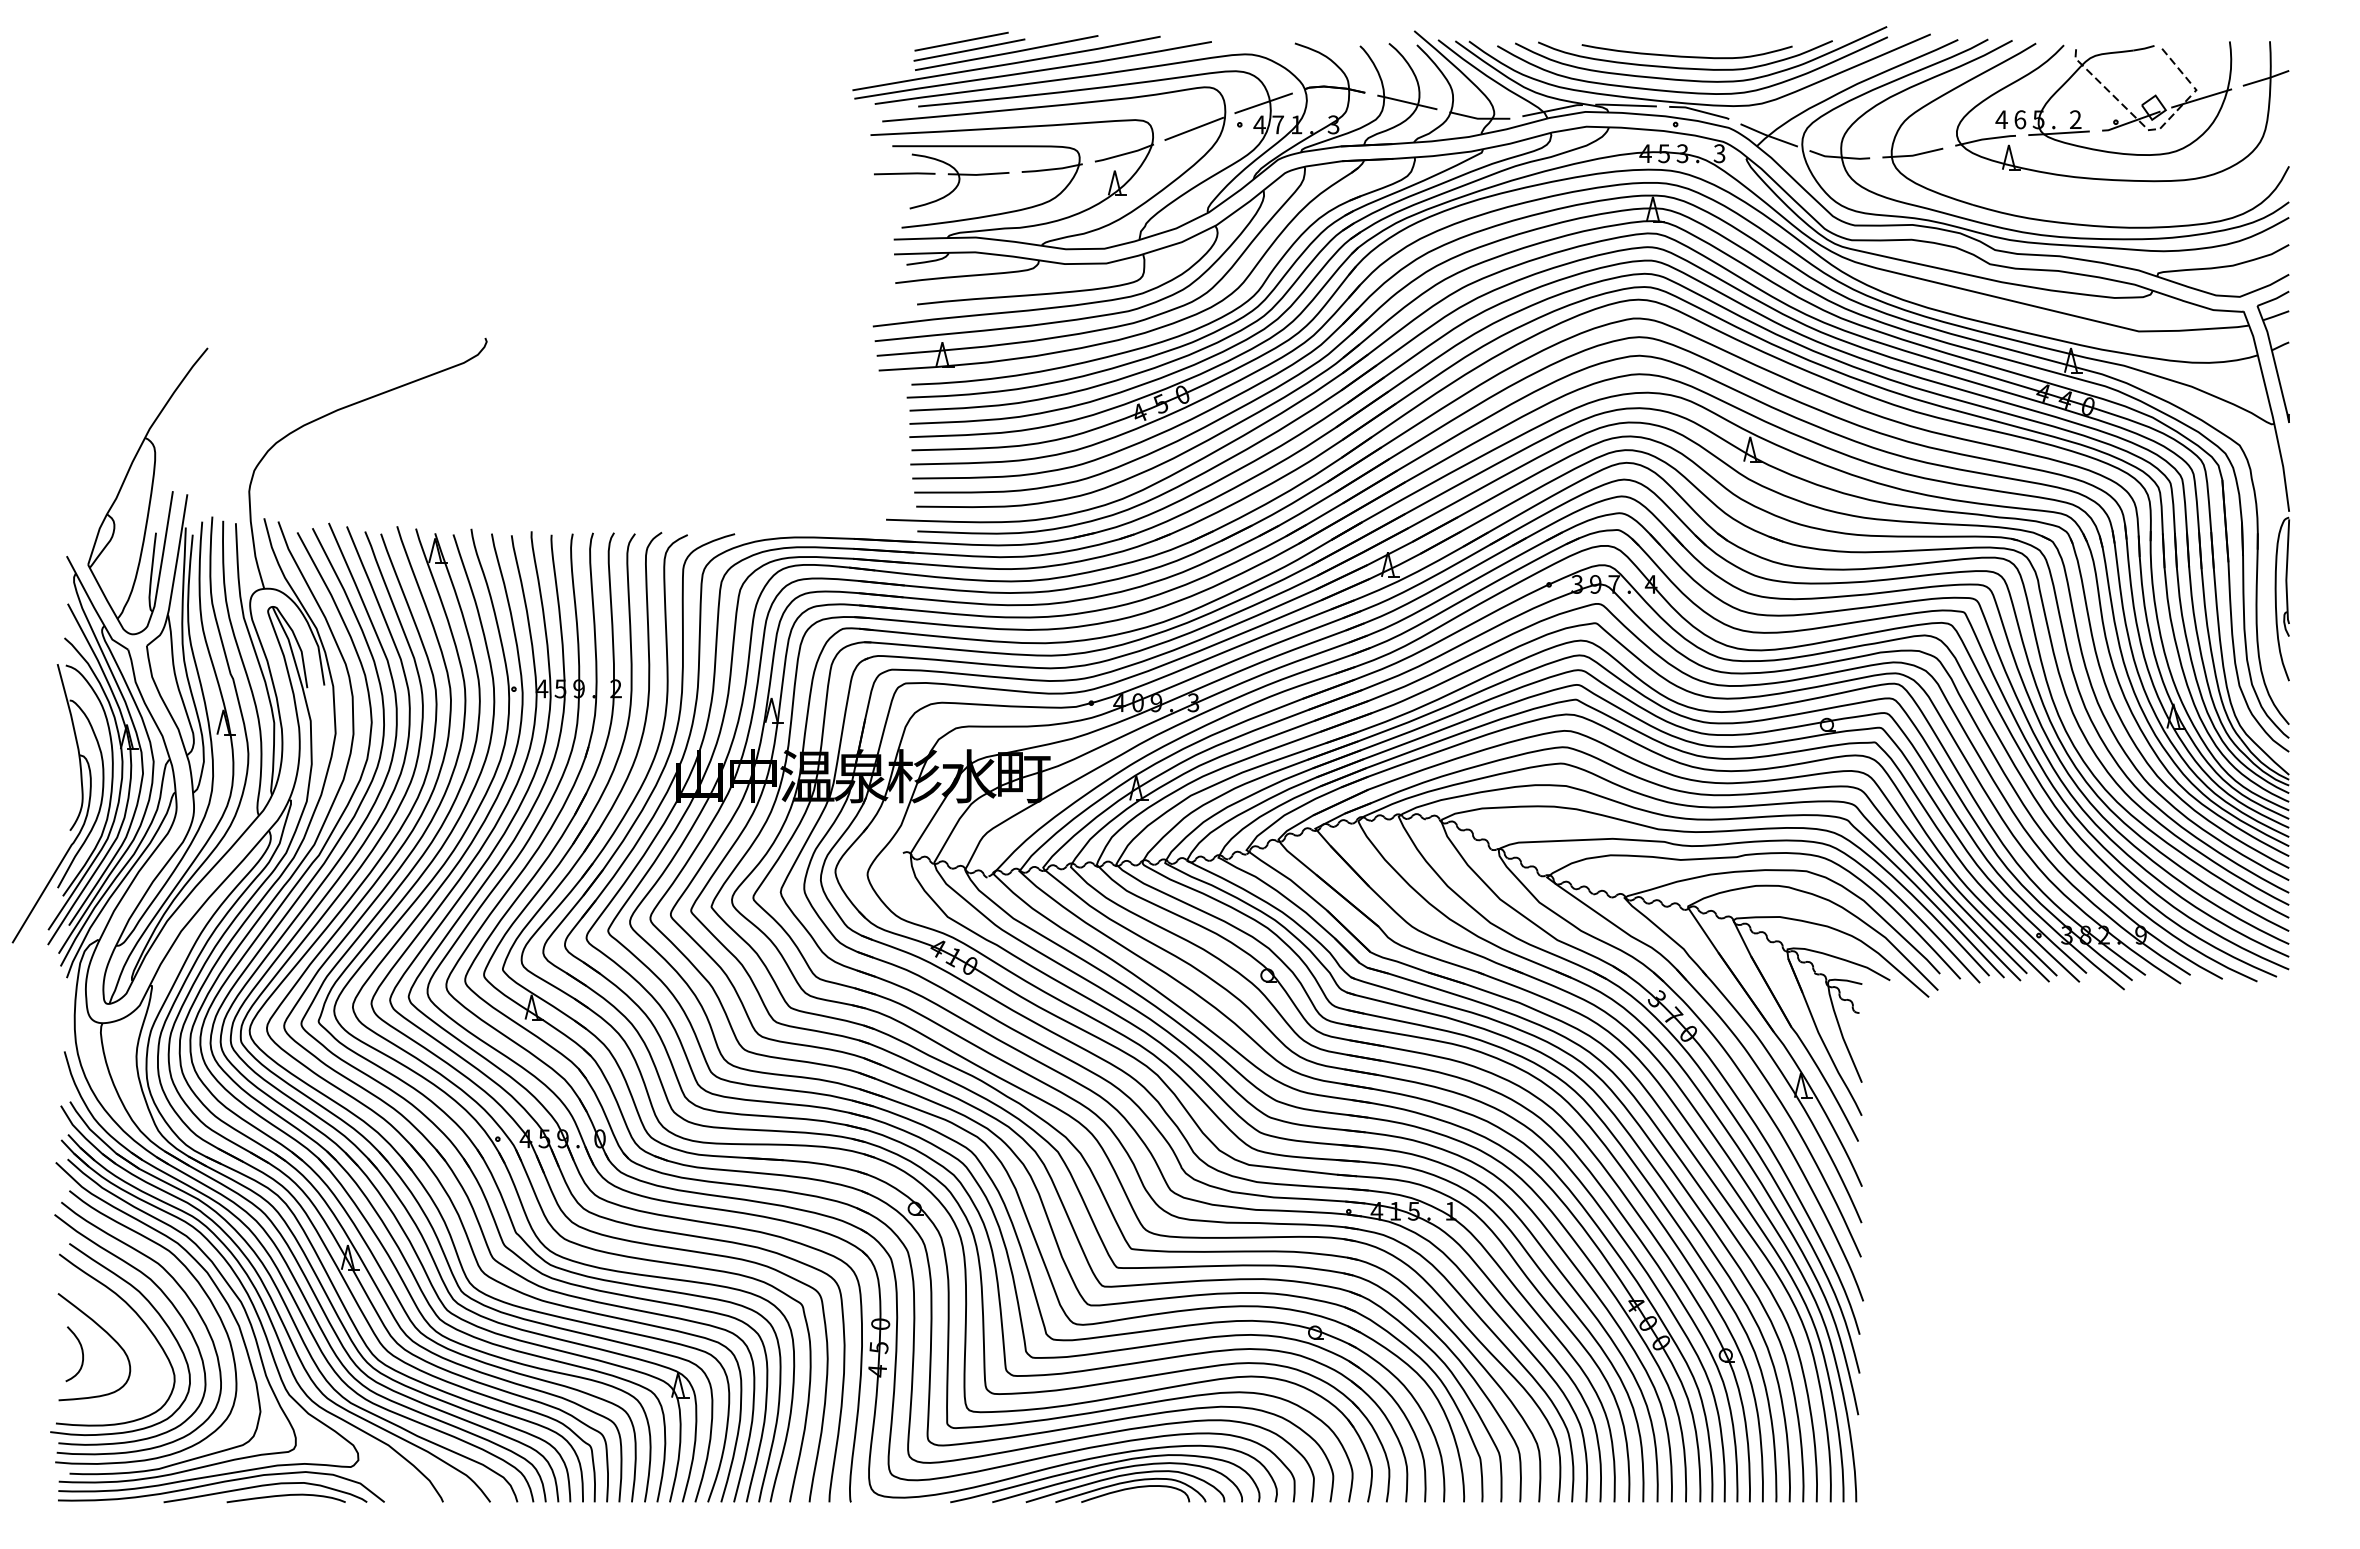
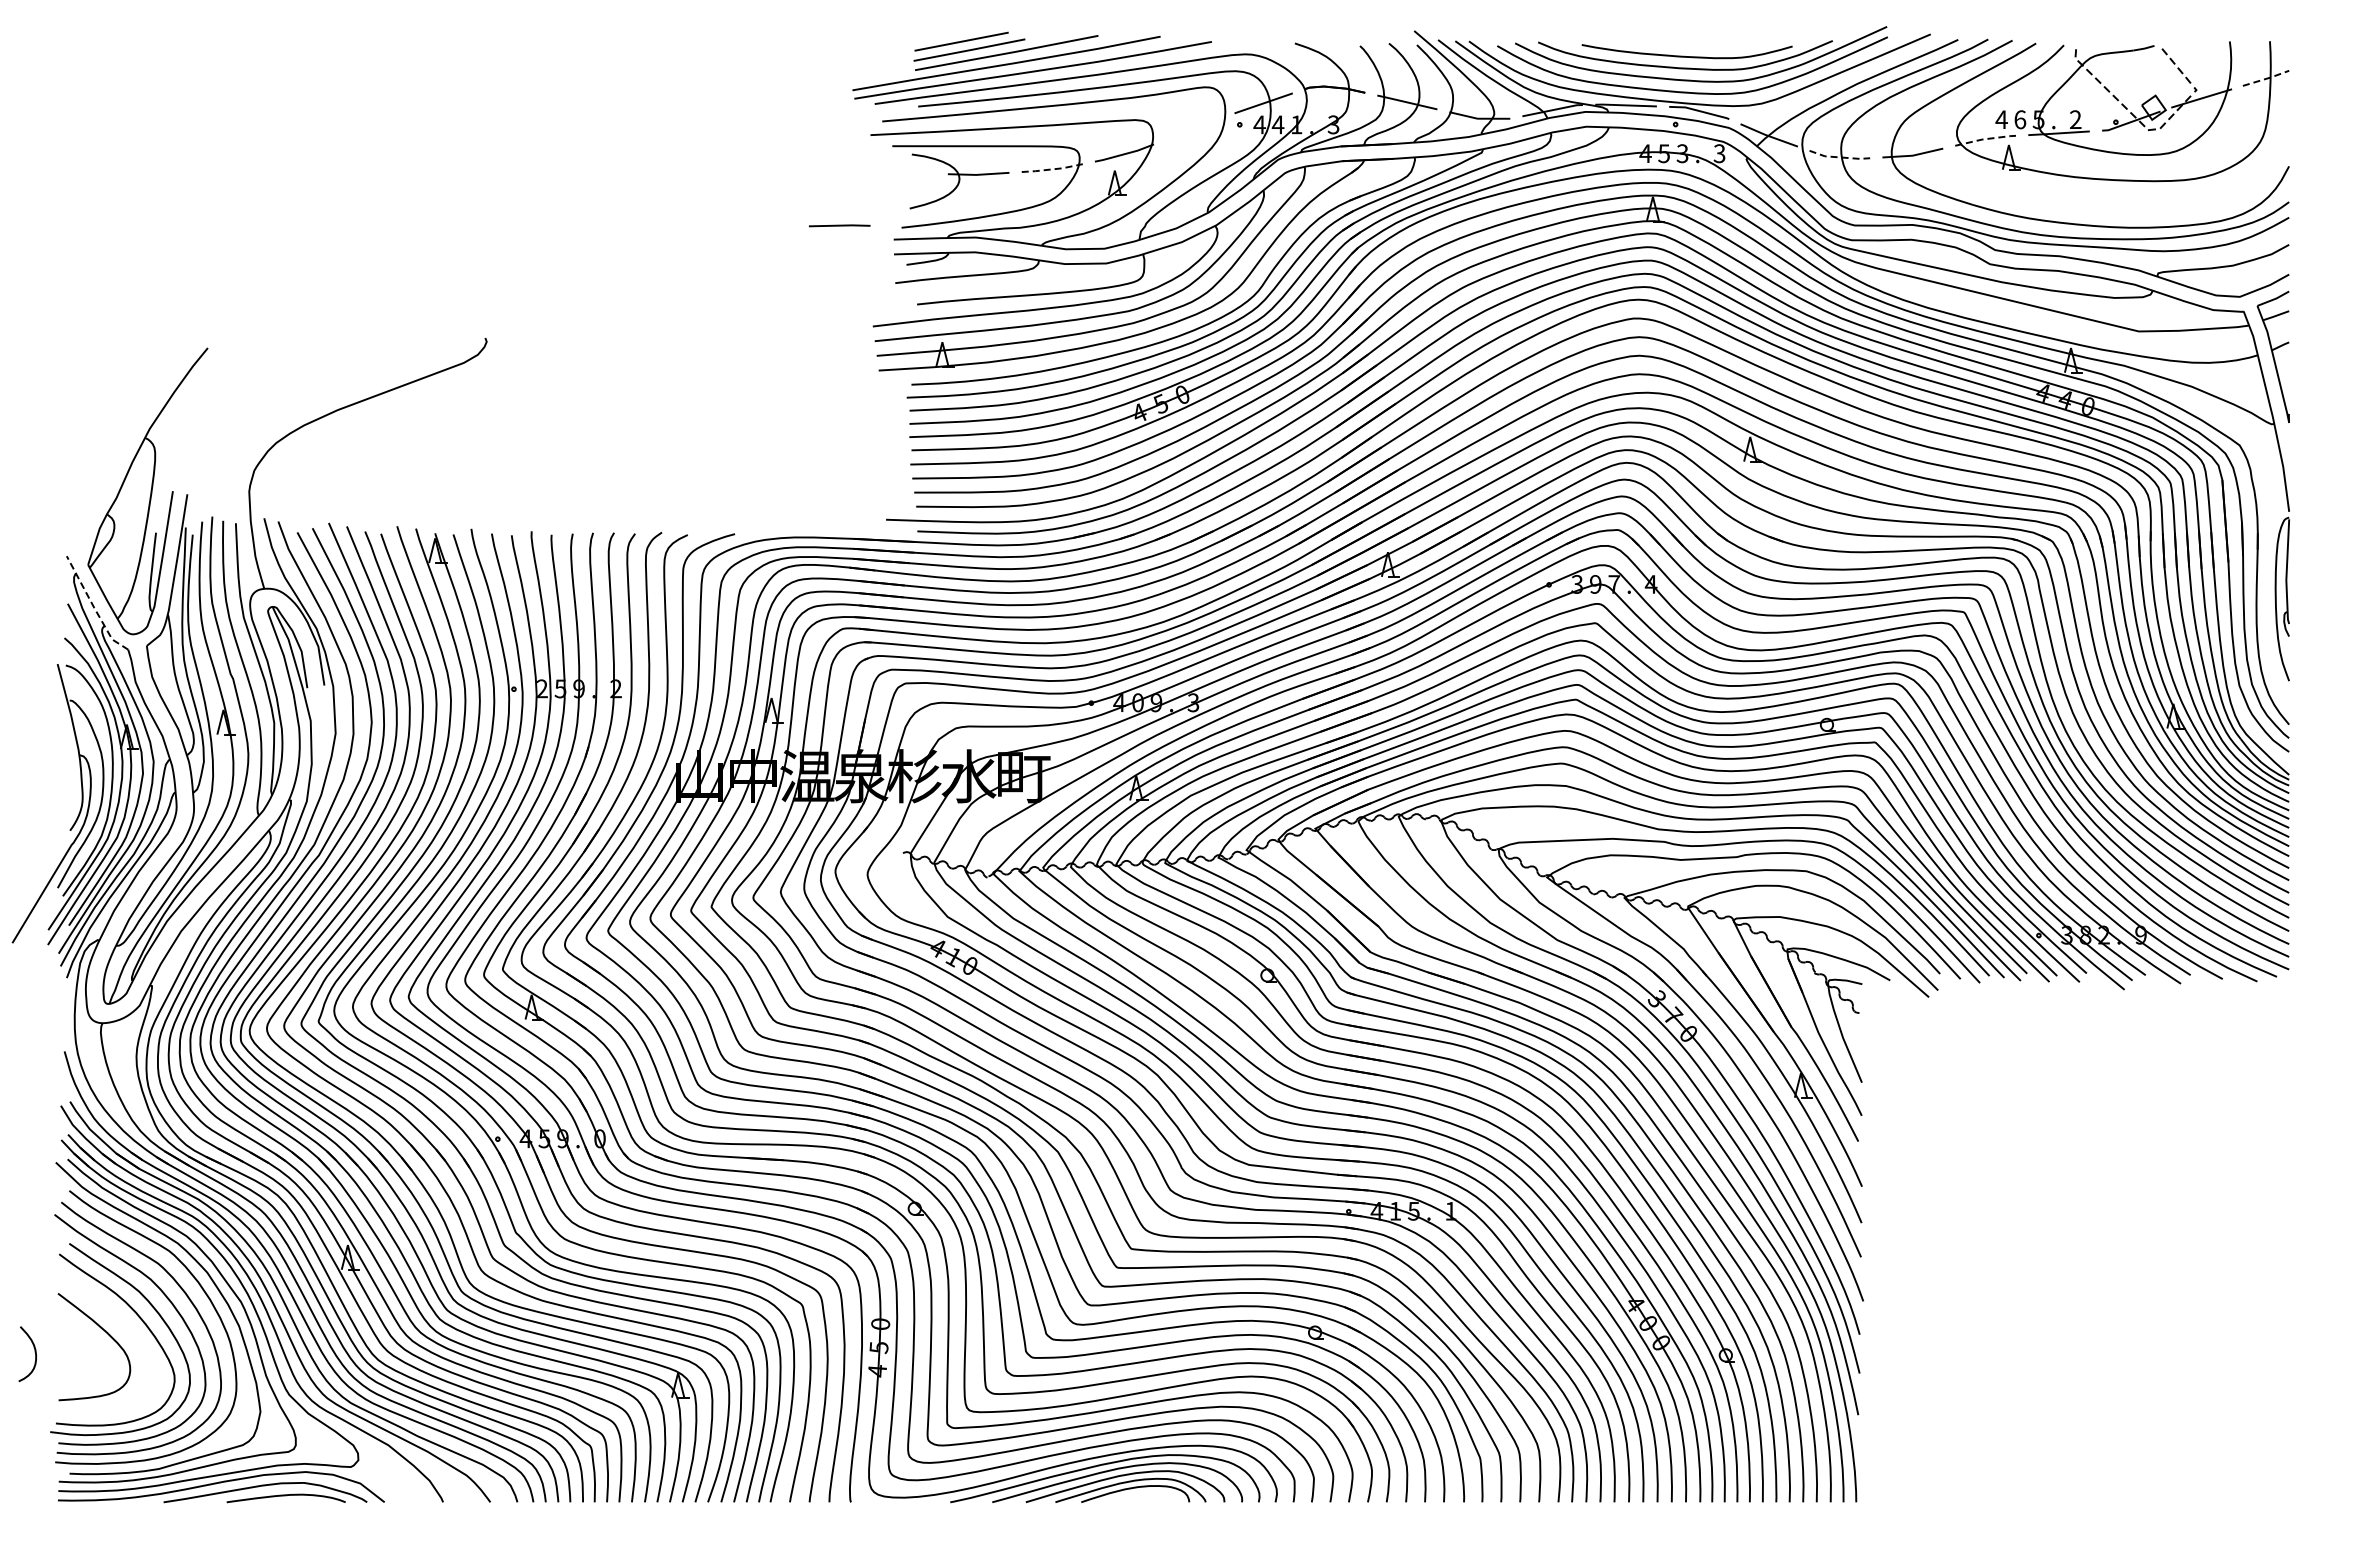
line: solid -> dashed (2266, 78)
text: 7 -> 4 (1277, 124)
line: present -> none (1194, 128)
line: solid -> dashed (1985, 139)
line: solid -> dashed (1839, 157)
line: solid -> dashed (1052, 169)
line position: (904, 173) -> (839, 225) (839, 225)
line: solid -> dashed (93, 607)
text: 4 -> 2 (541, 688)
curve position: (81, 1352) -> (34, 1352) (34, 1352)
